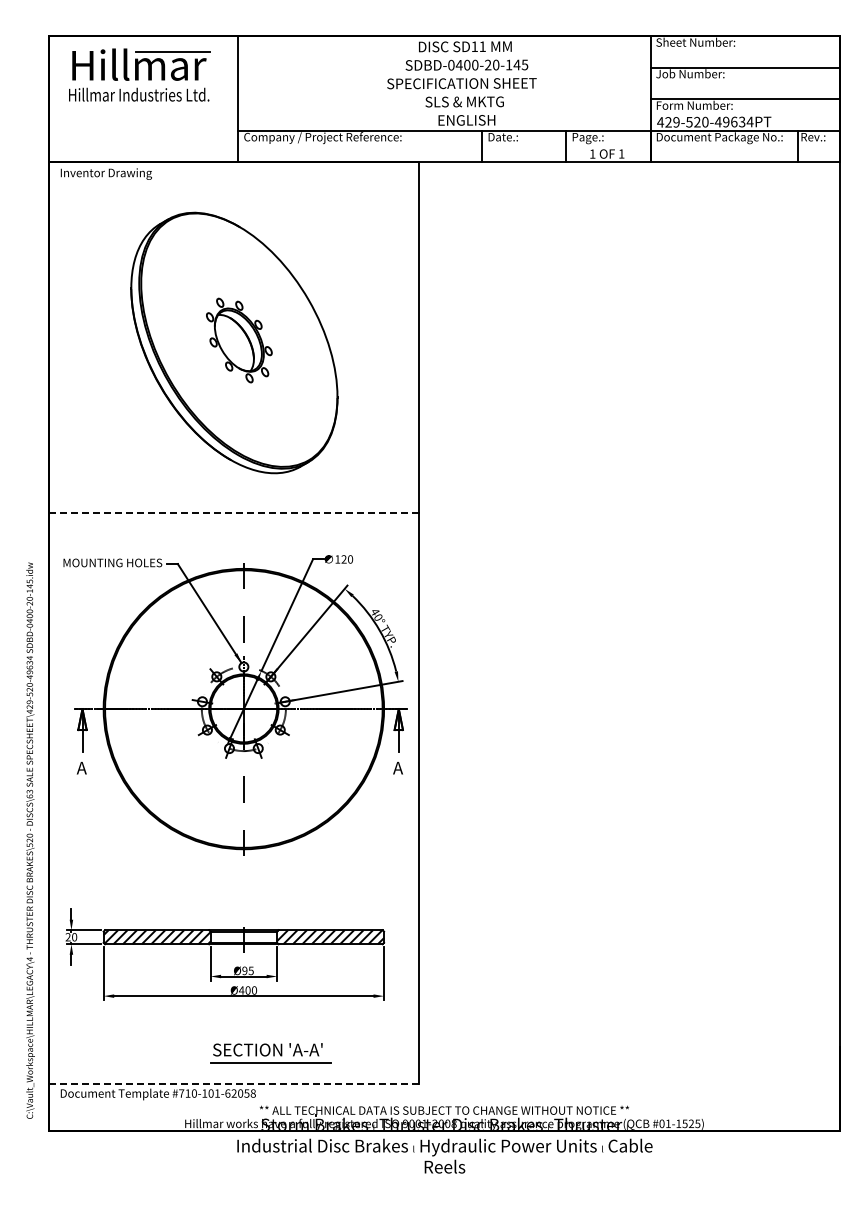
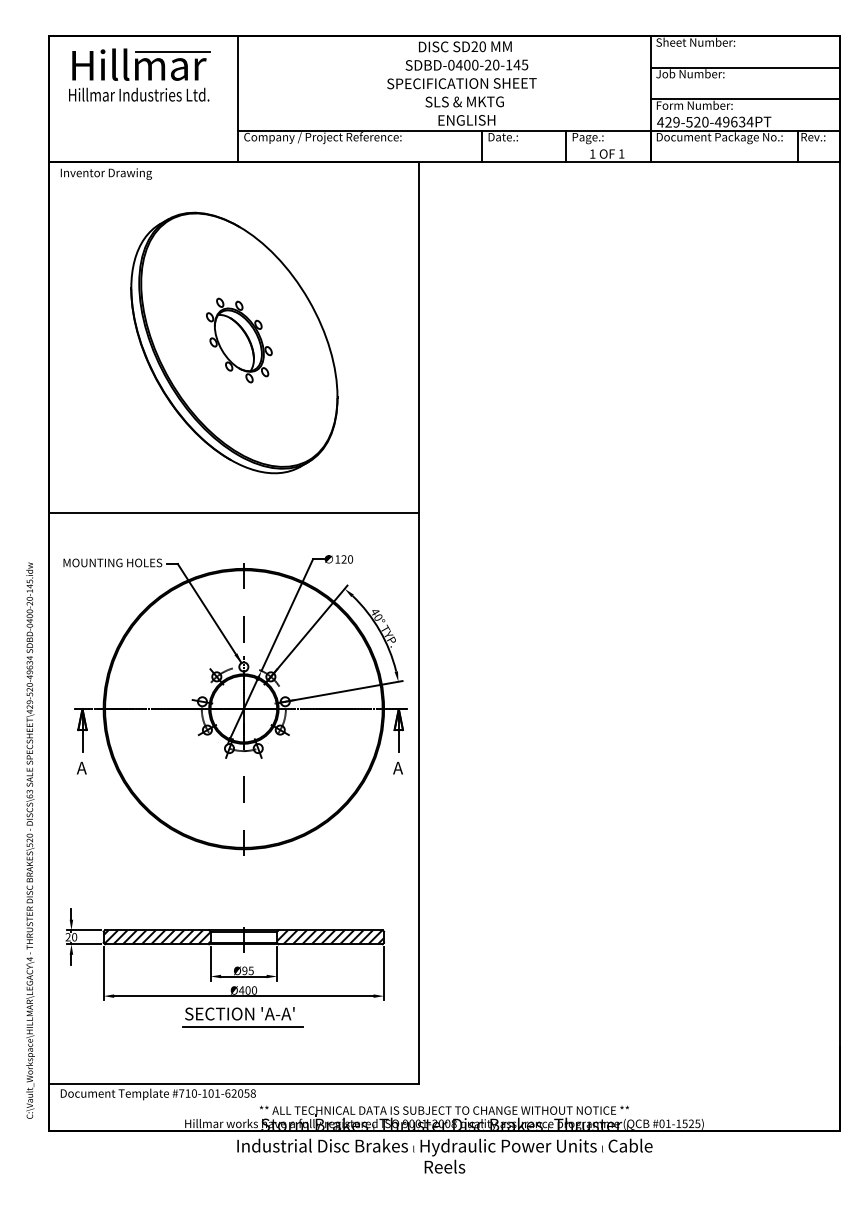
text: SD11 -> SD20 (478, 46)
line: dashed -> solid (234, 513)
part position: (270, 1053) -> (242, 1017) (242, 1017)
line: dashed -> solid (234, 1084)
